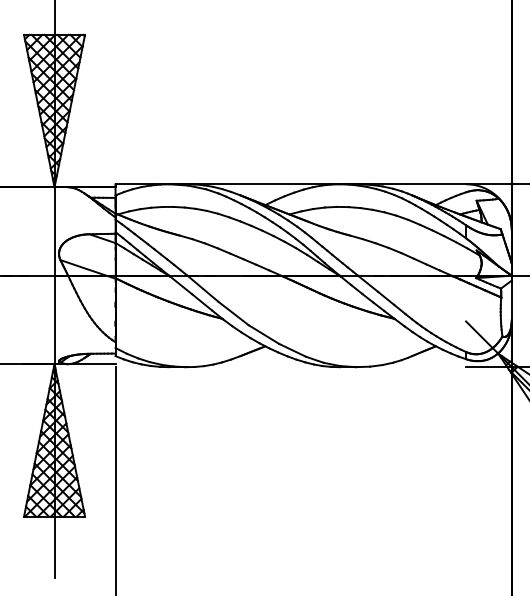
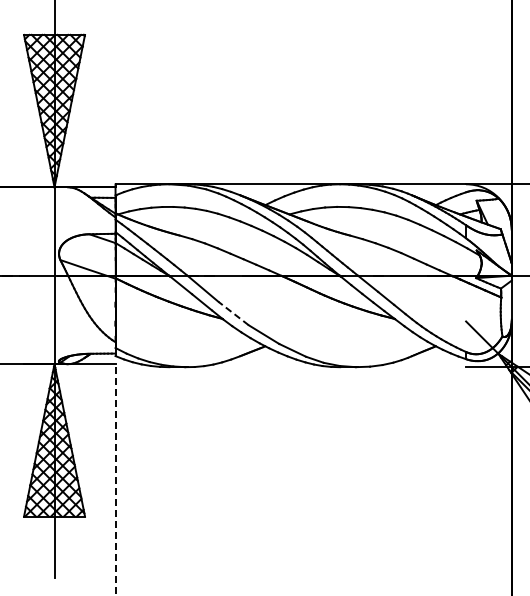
line: solid -> dashed (233, 313)
line: solid -> dashed (115, 481)
